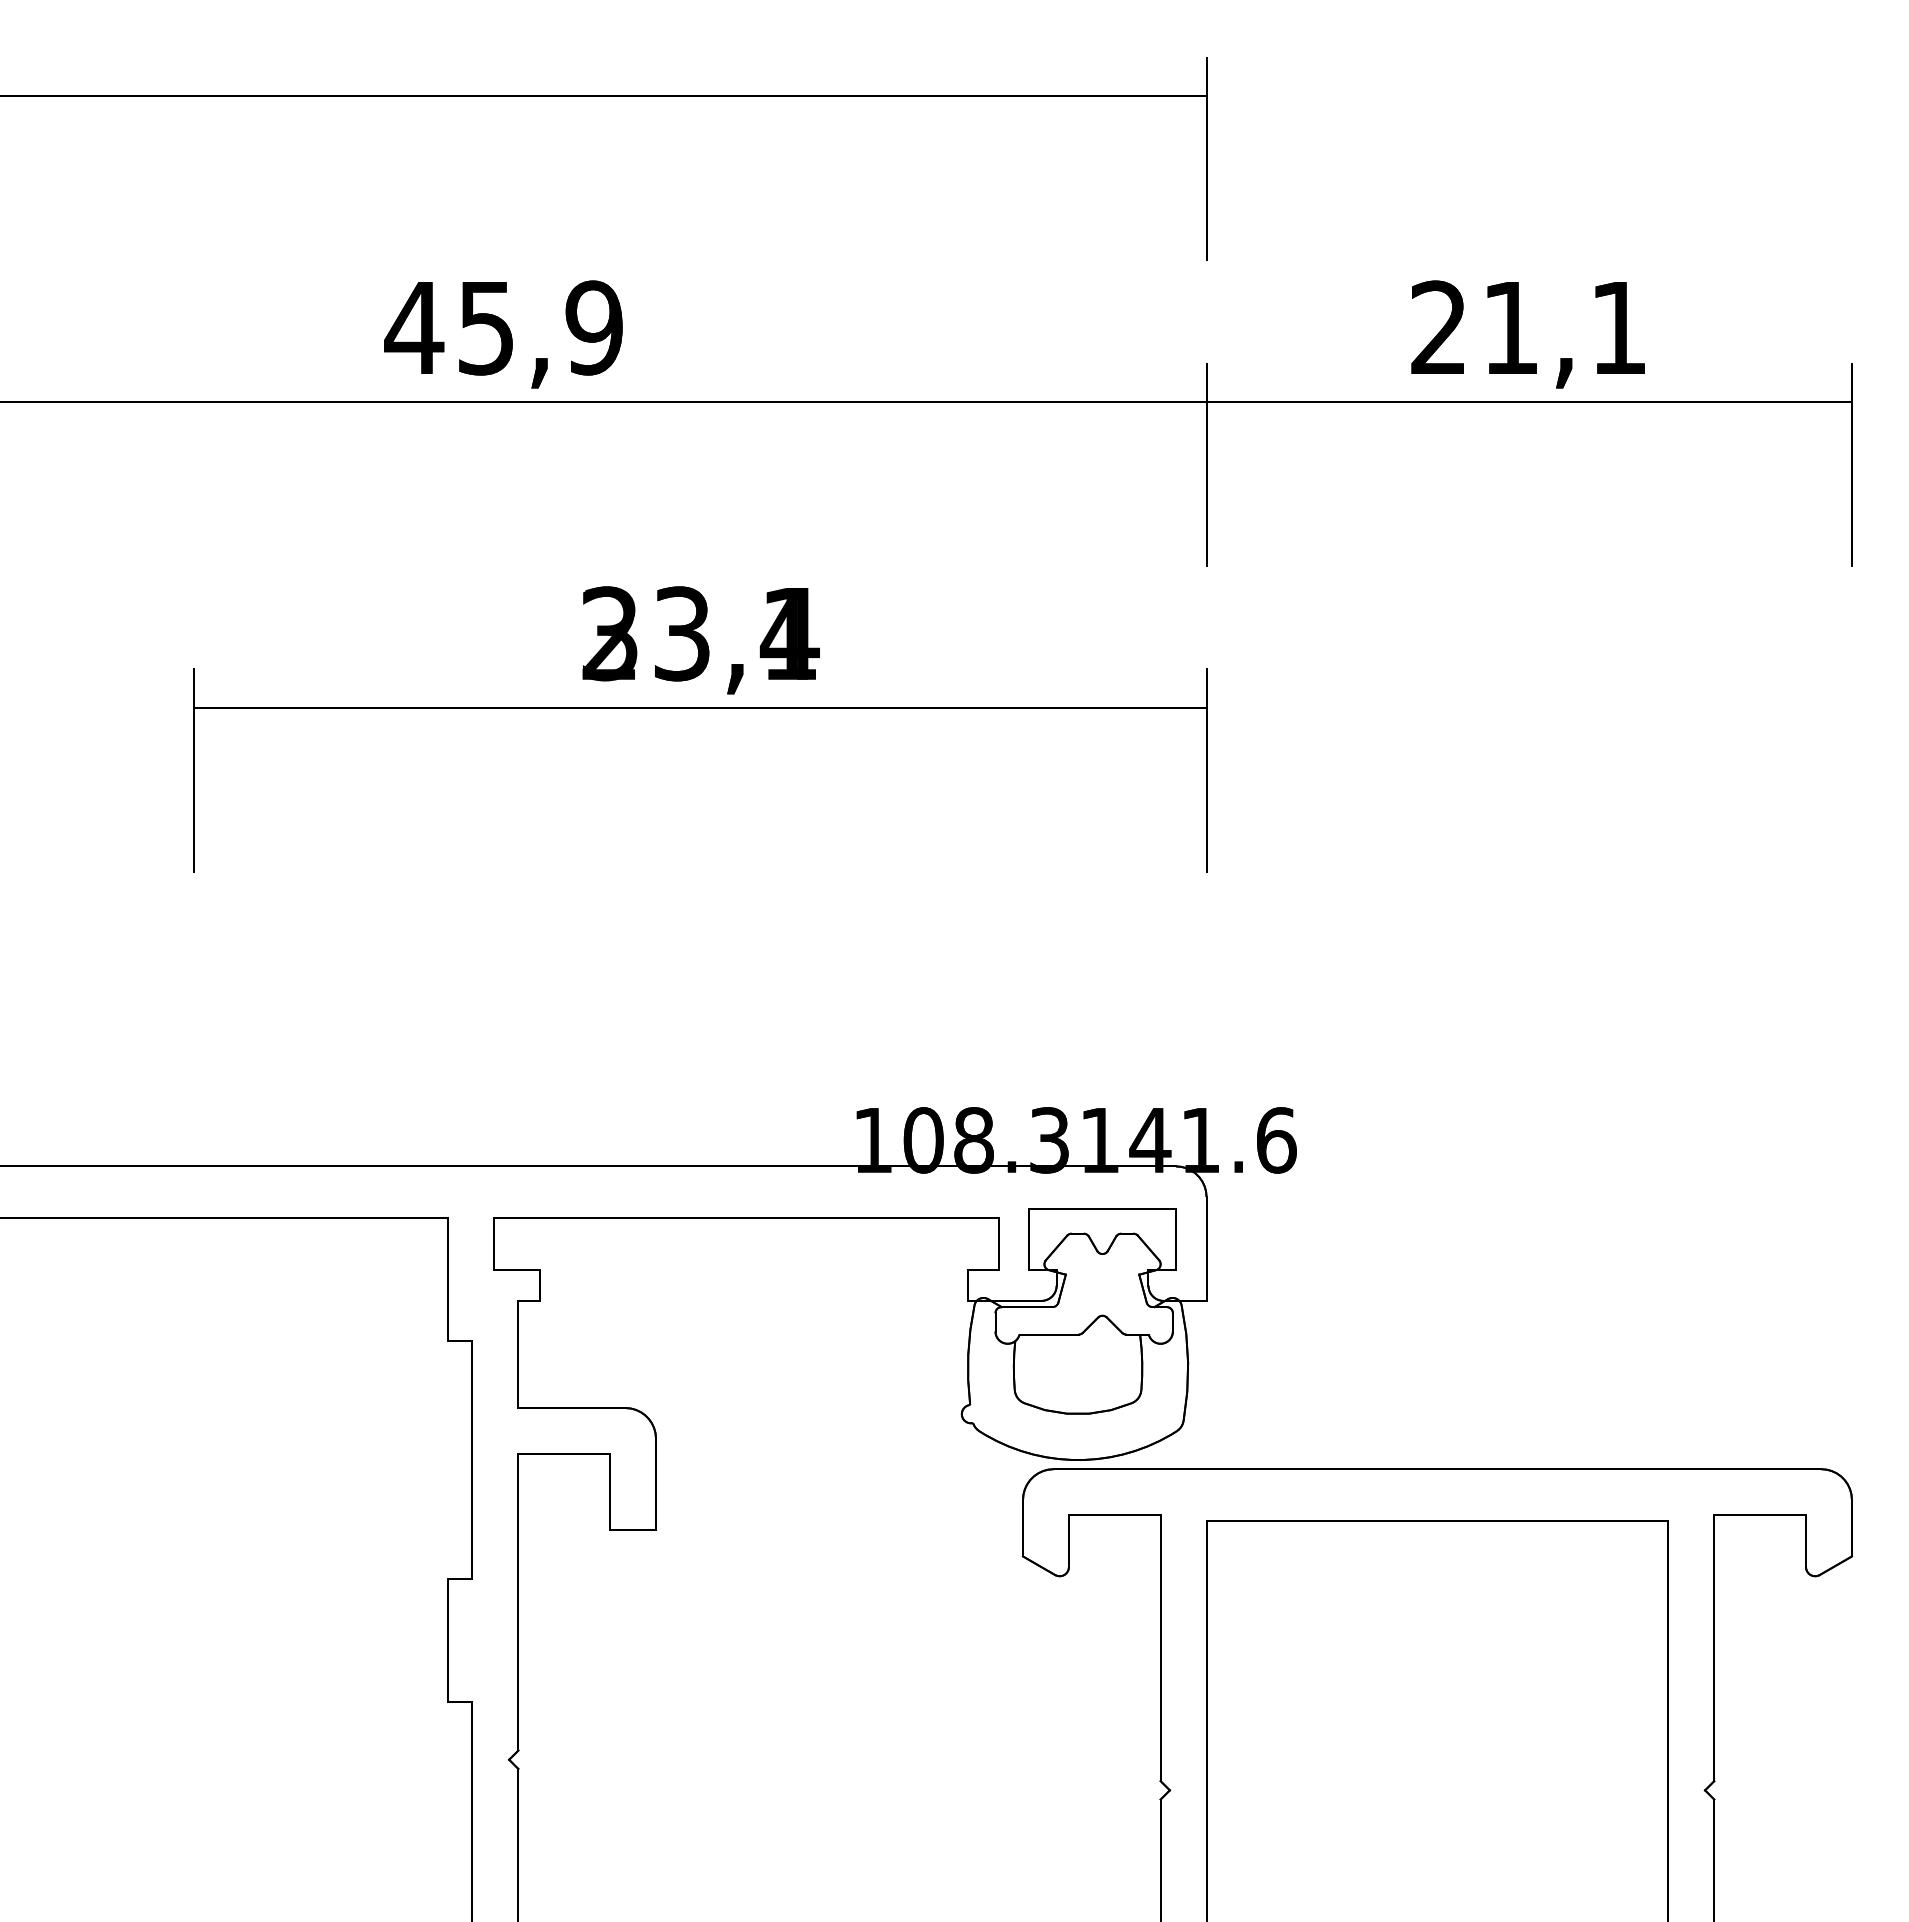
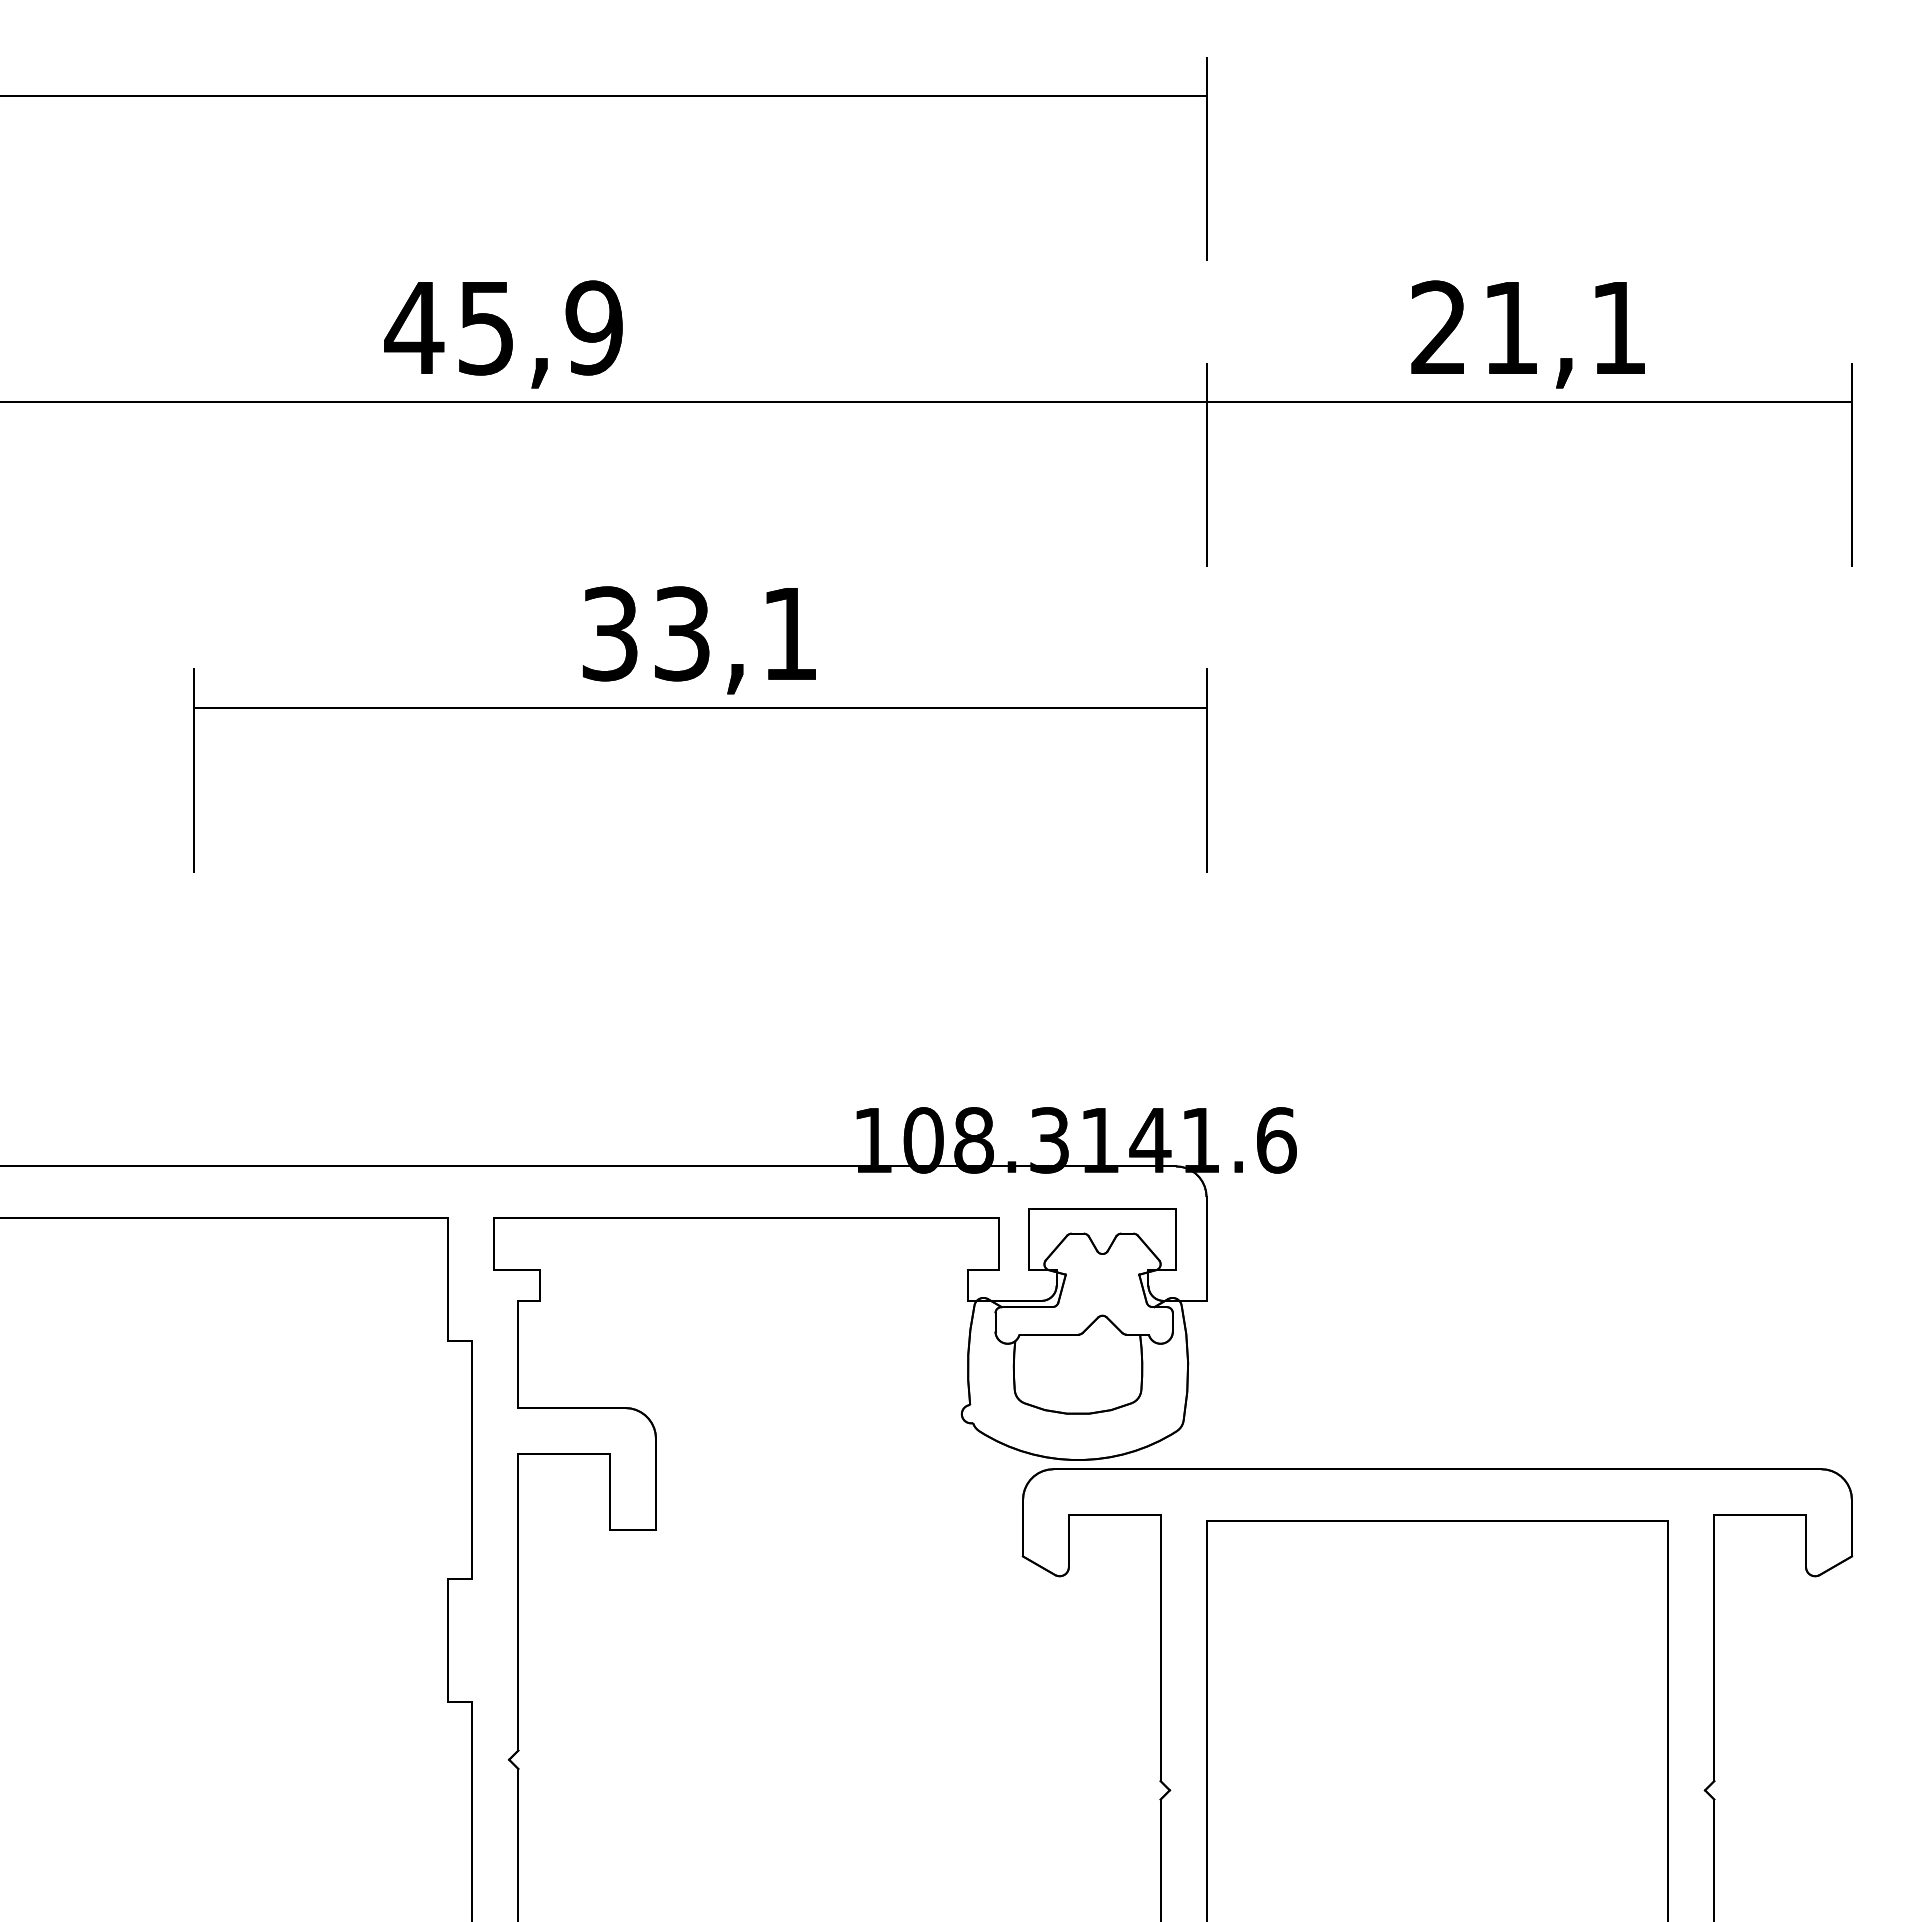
text: 23,4 -> 33,1 (700, 633)
